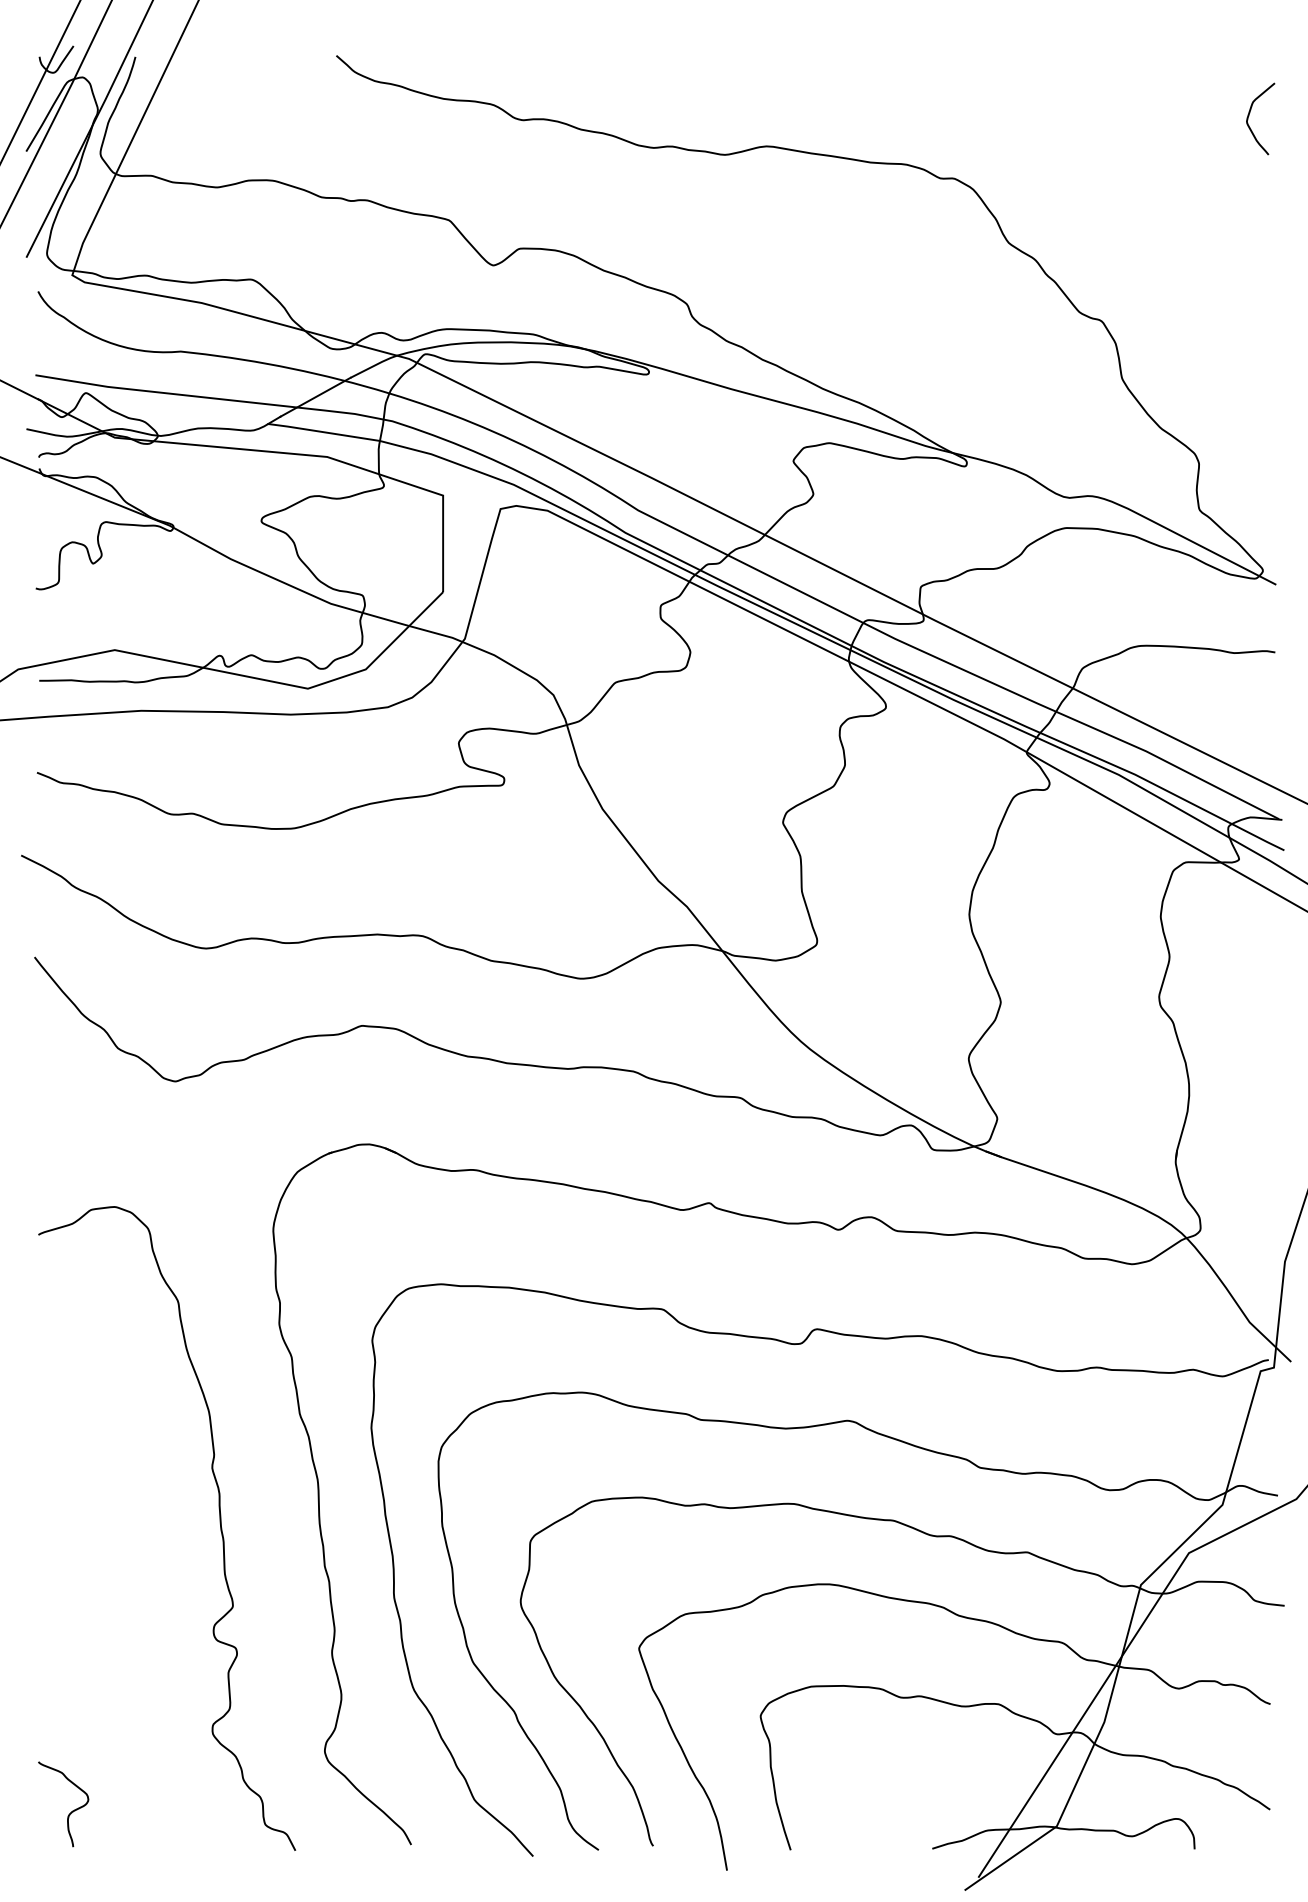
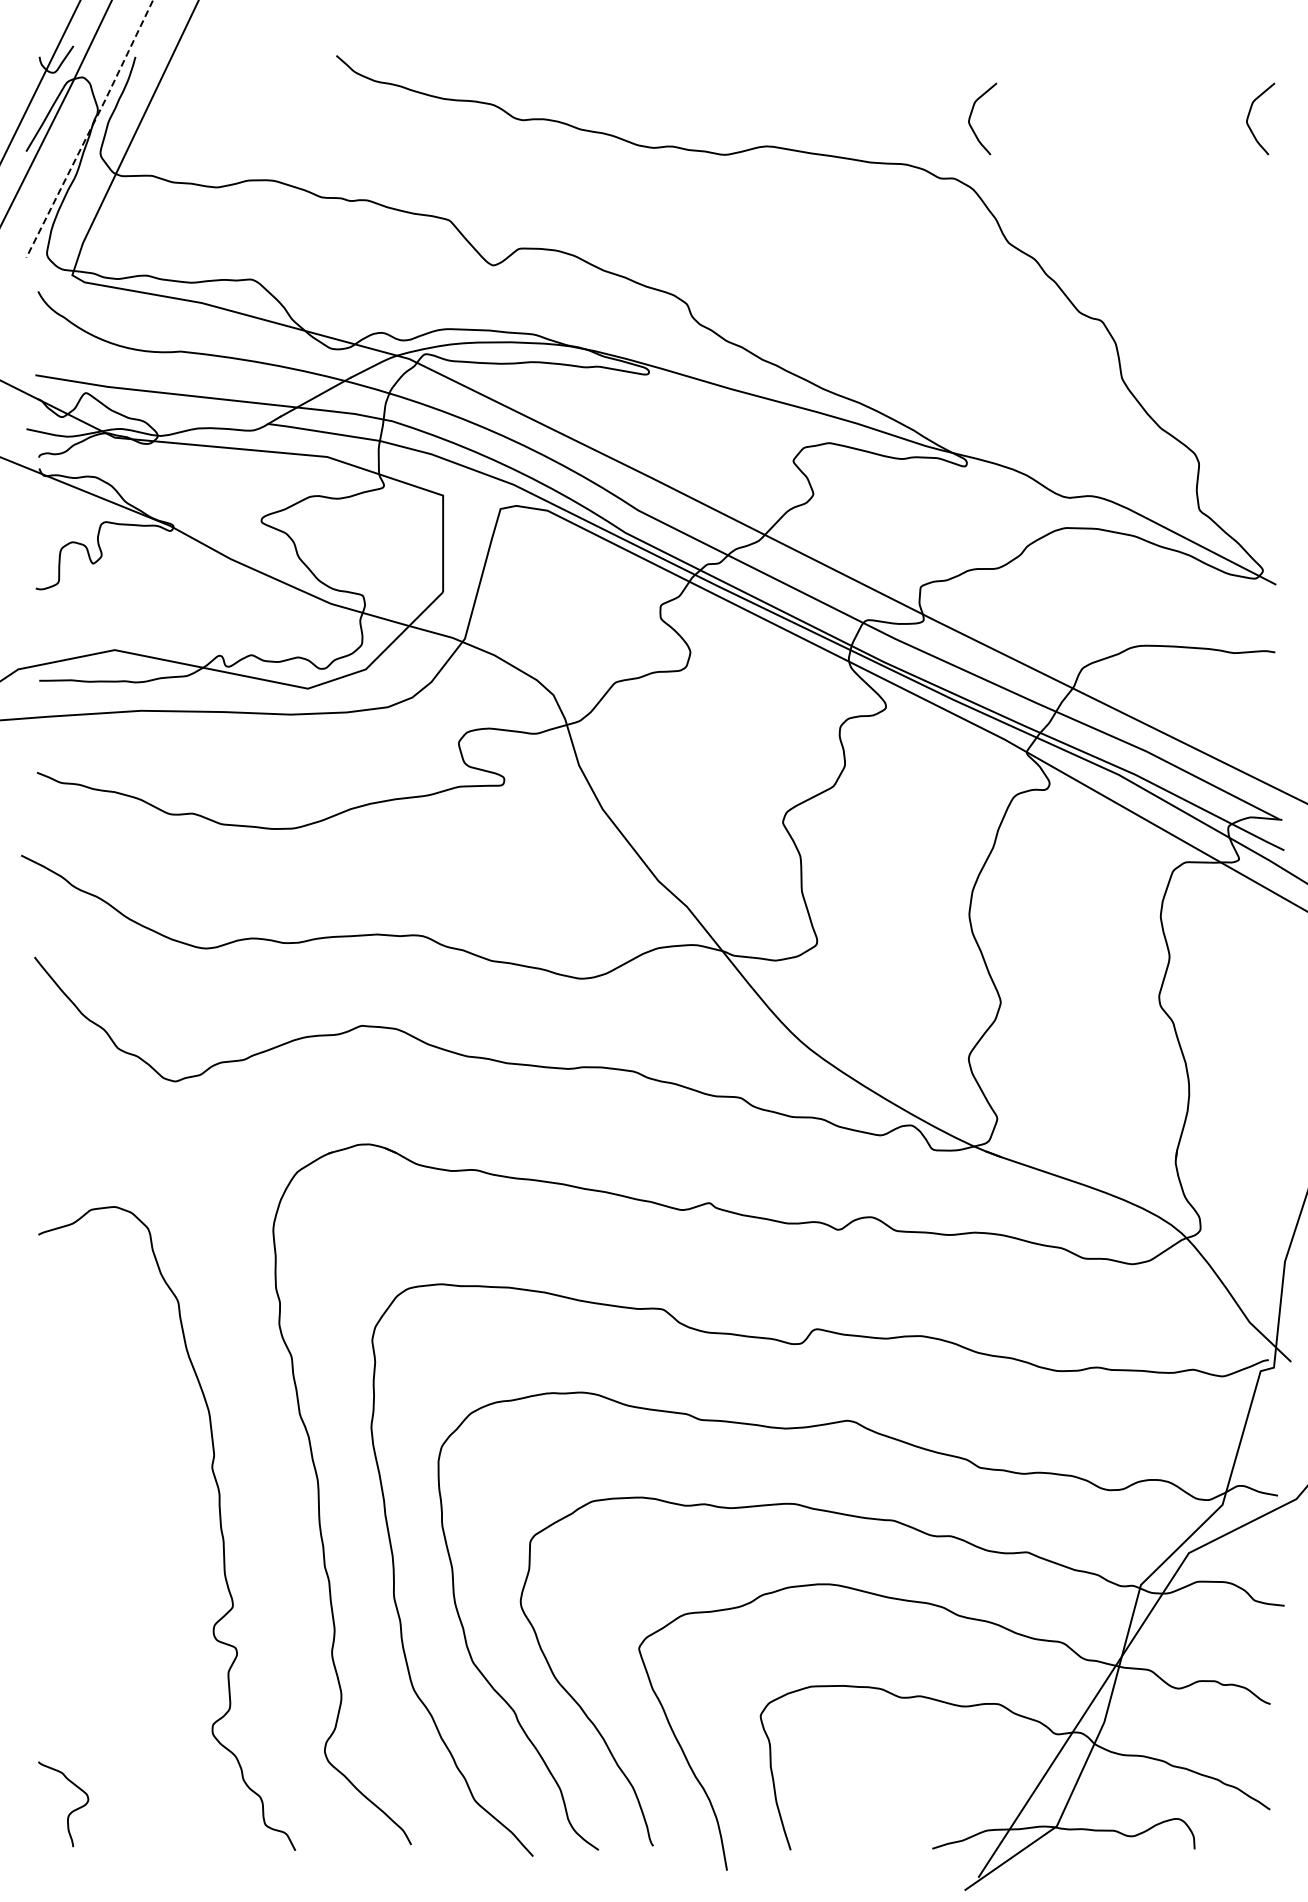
curve: none -> present (972, 113)
line: solid -> dashed (90, 129)
